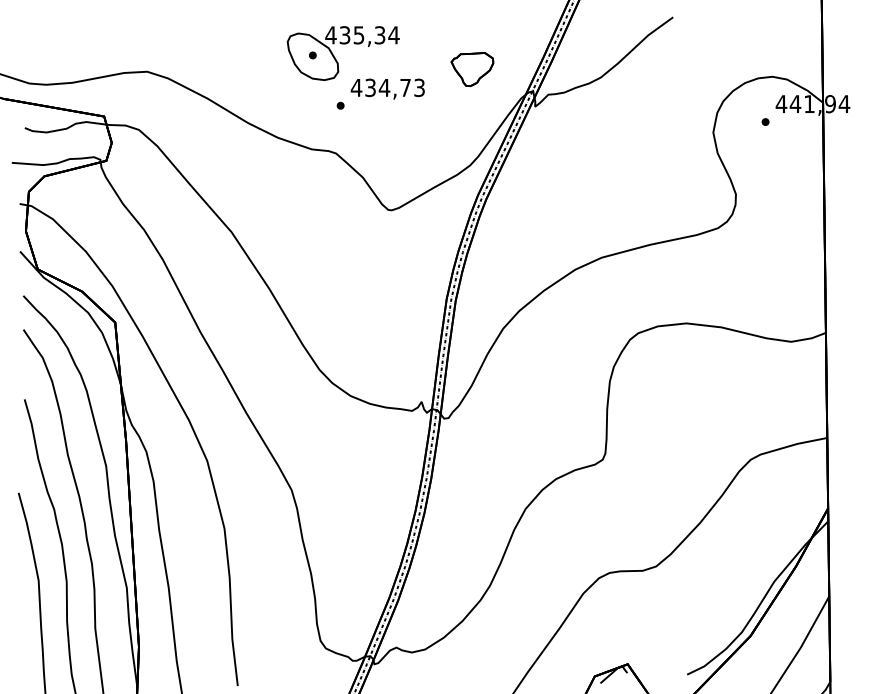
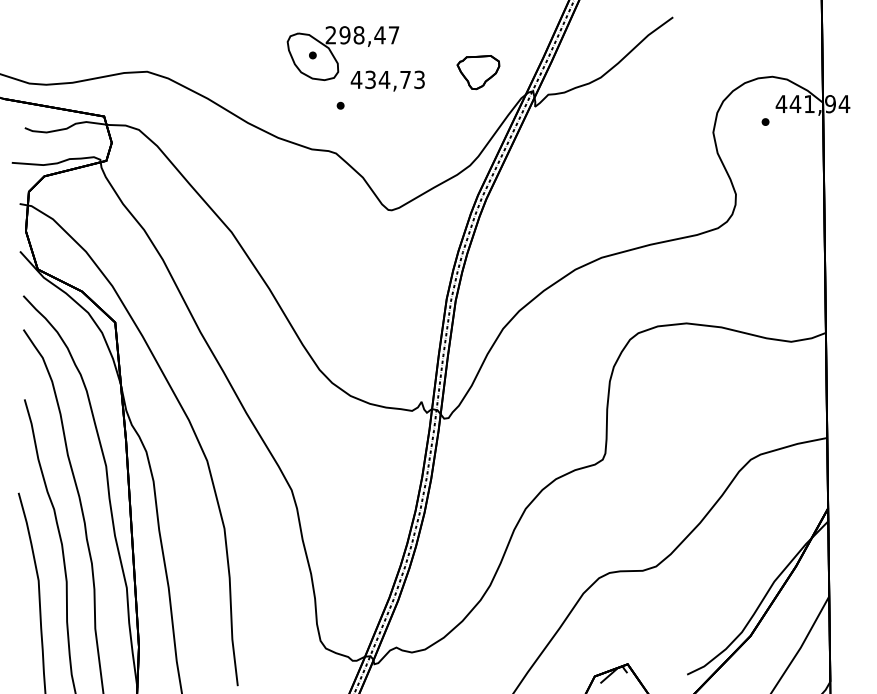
text: 435,34 -> 298,47 (362, 35)
part position: (472, 69) -> (478, 72) (478, 72)
text position: (387, 88) -> (387, 80) (387, 80)
